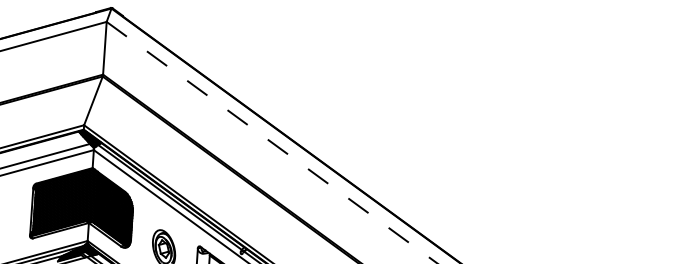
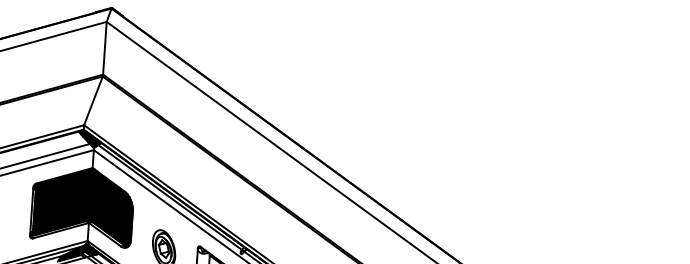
line: dashed -> solid (272, 142)
